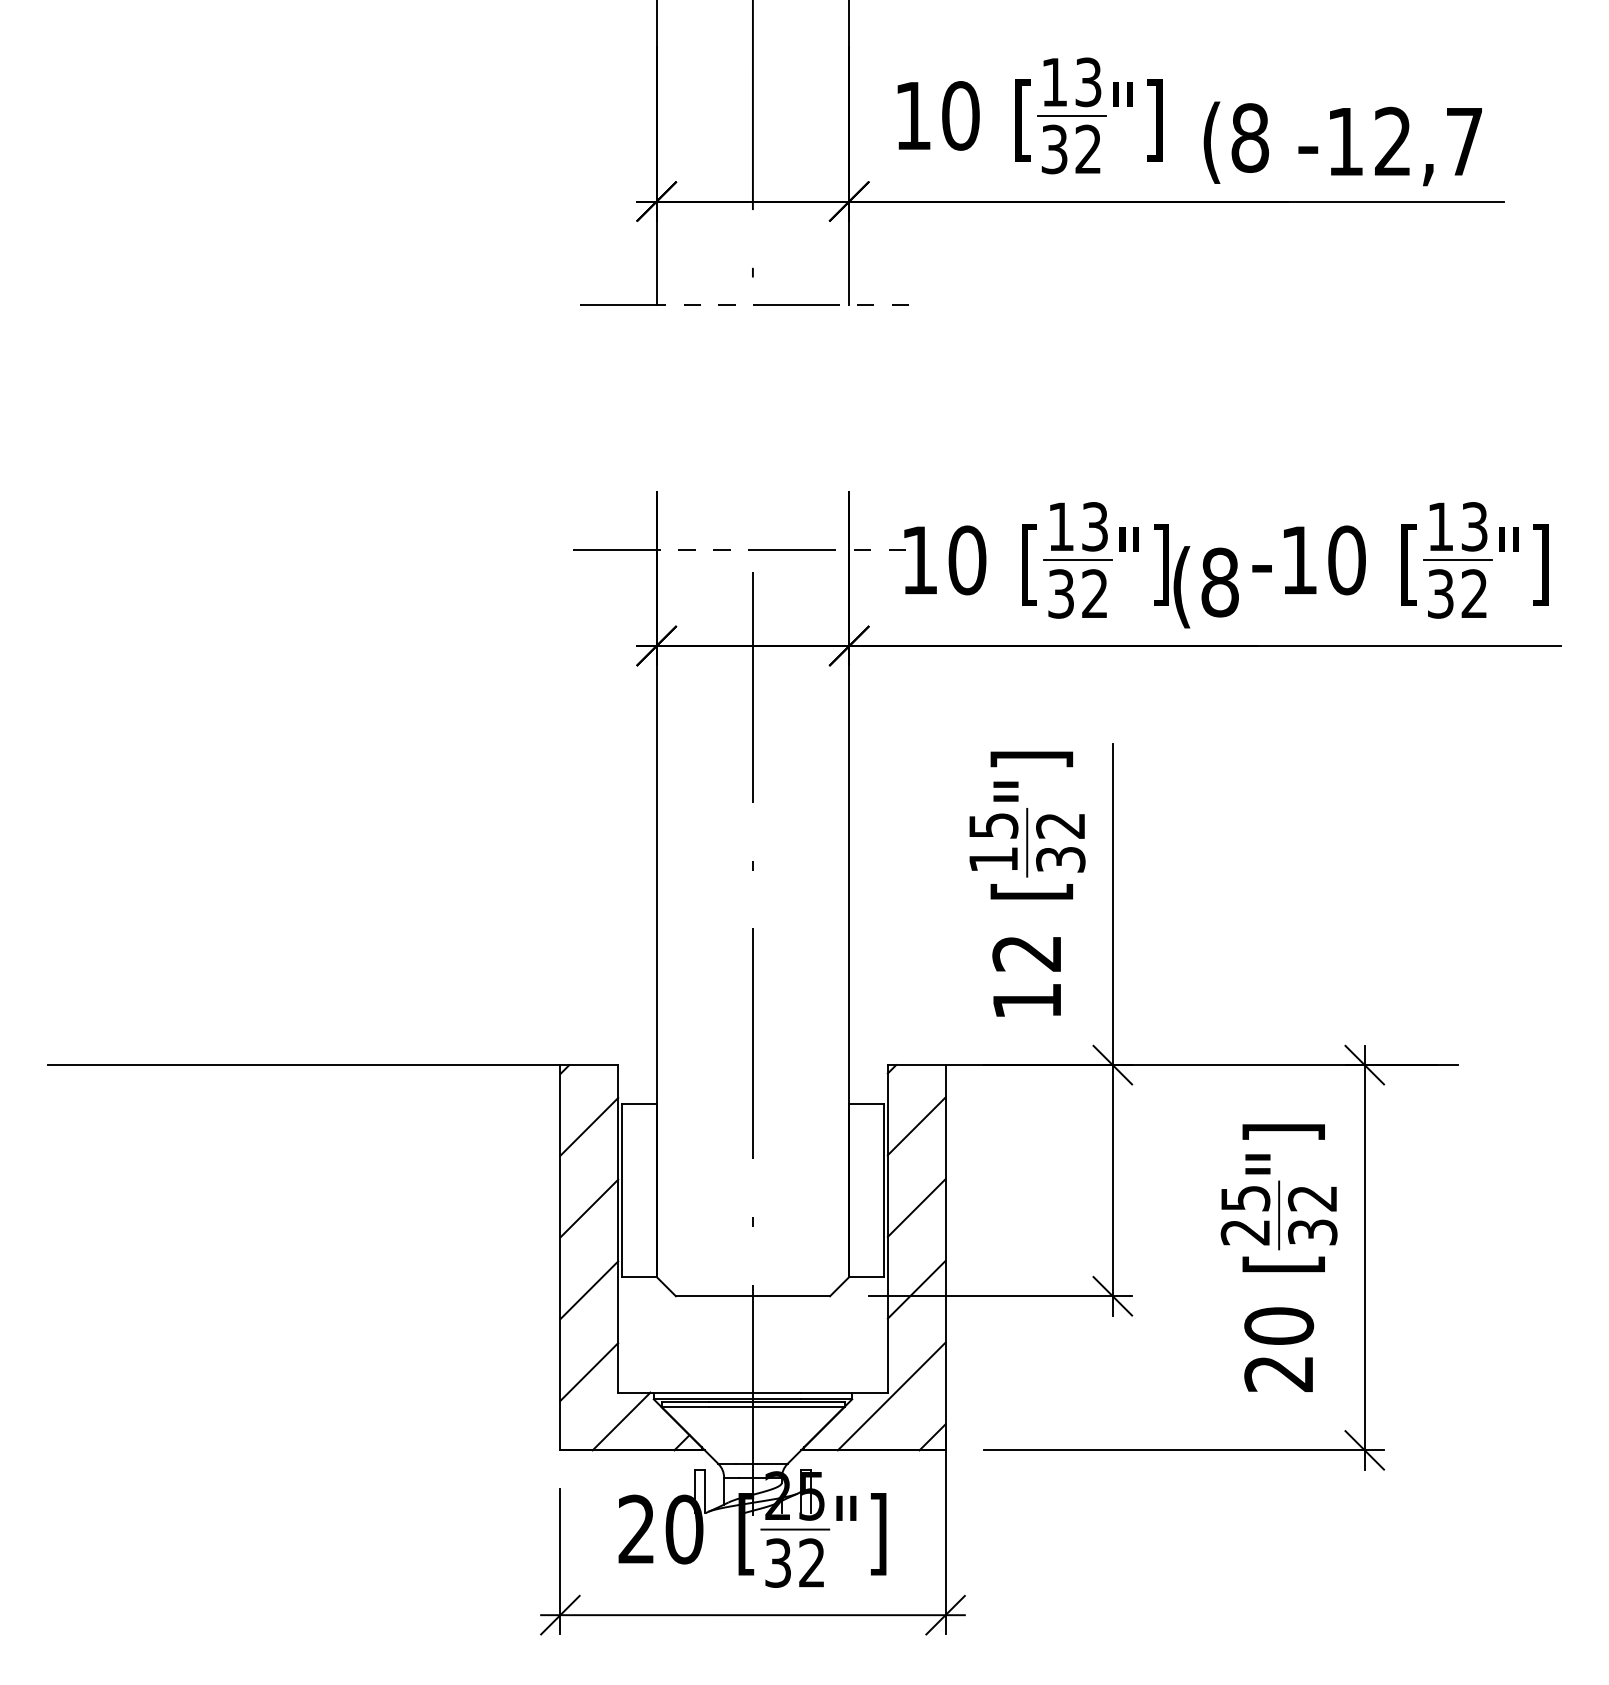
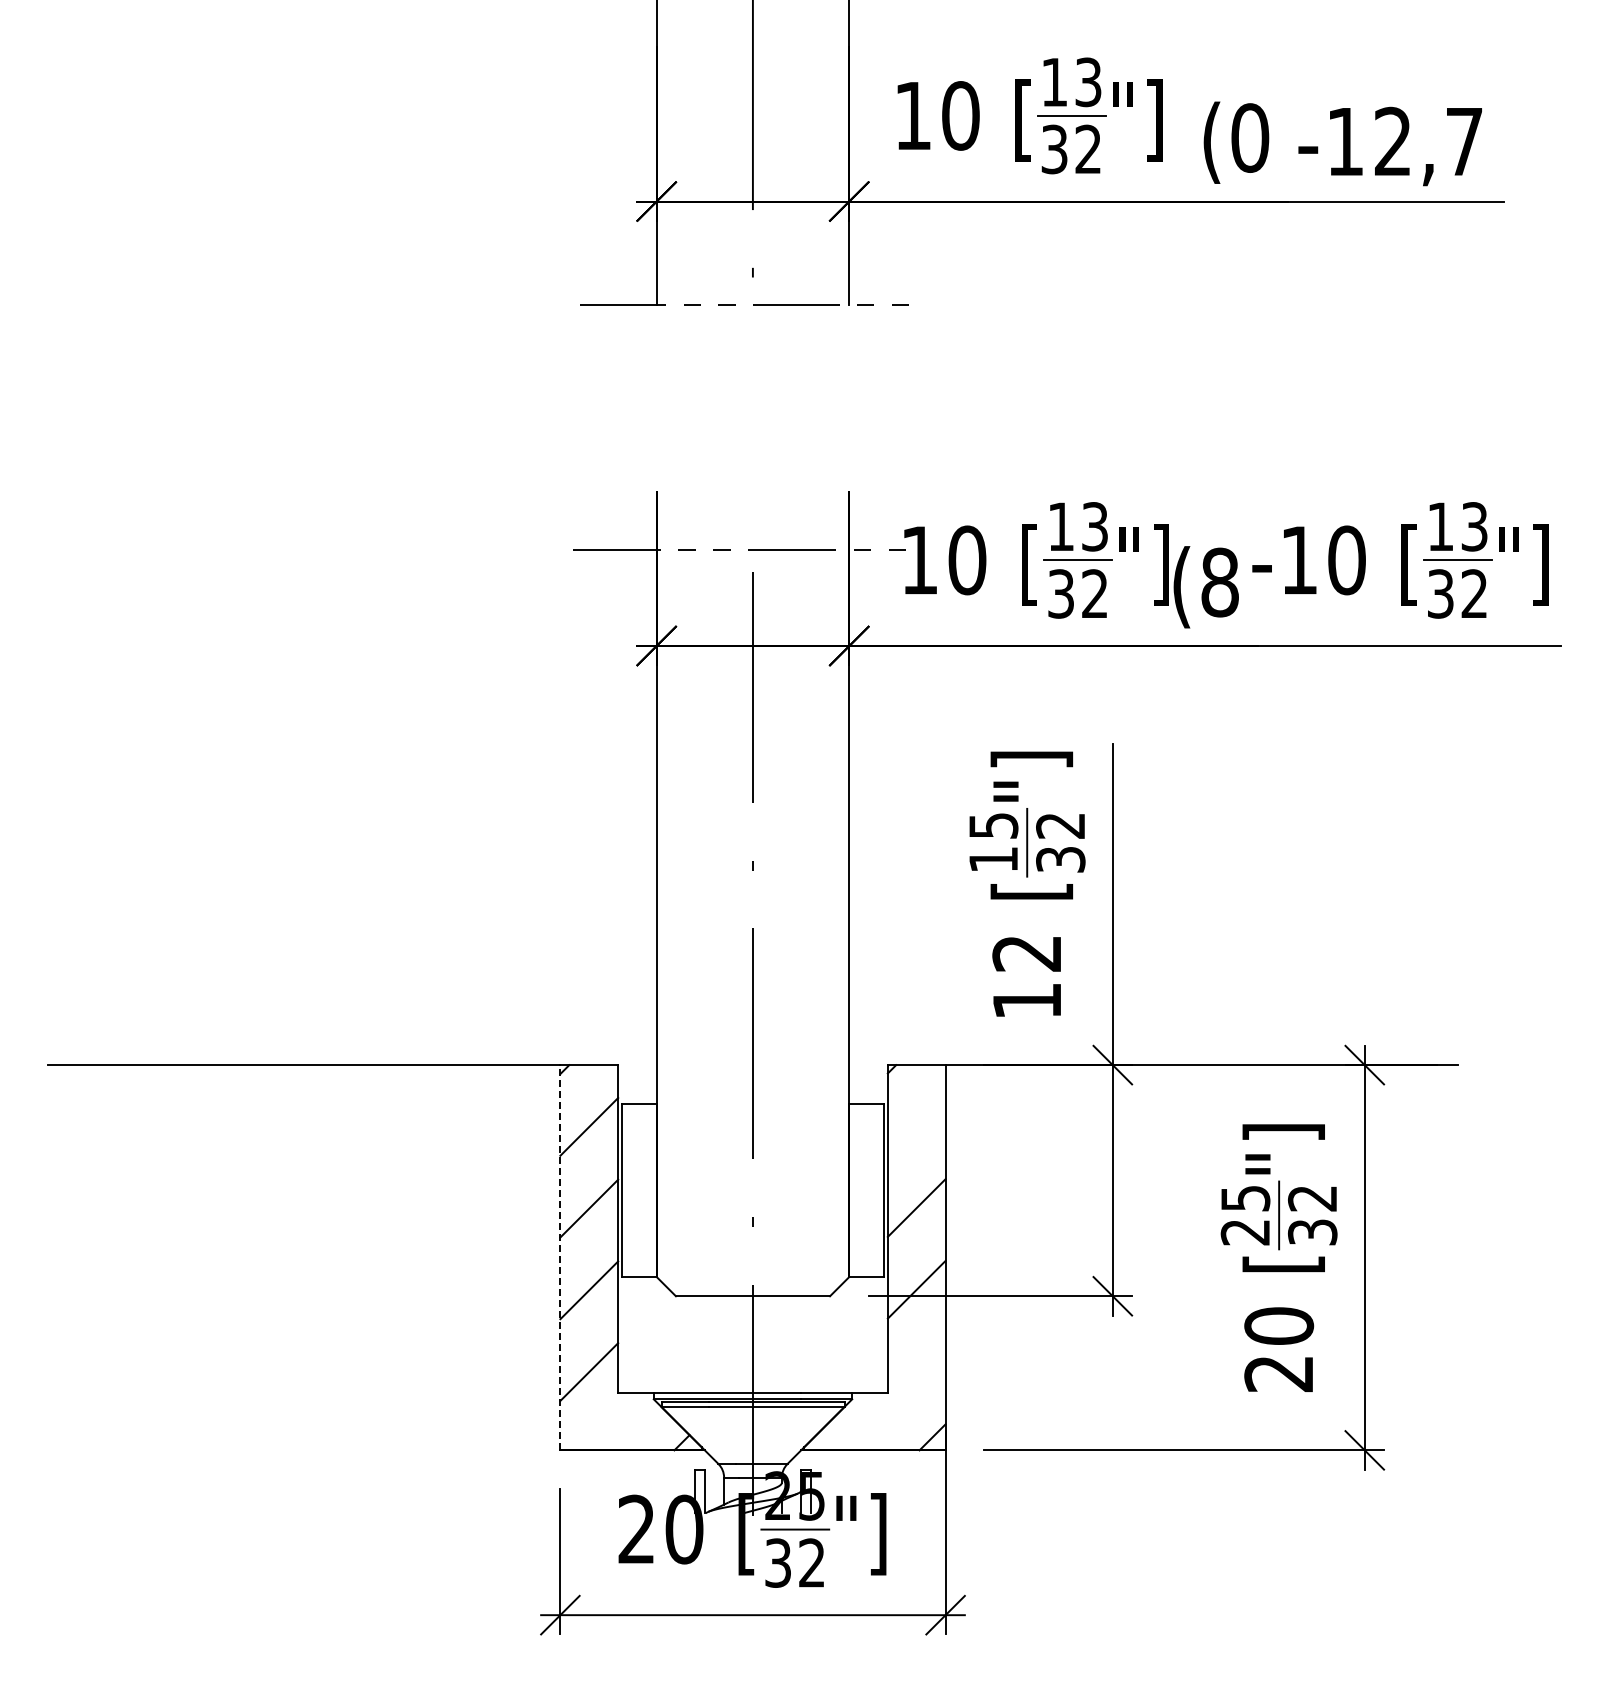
text: (8 -> (0 (1250, 137)
line: present -> none (916, 1126)
line: solid -> dashed (560, 1257)
line: present -> none (891, 1396)
line: present -> none (621, 1421)
